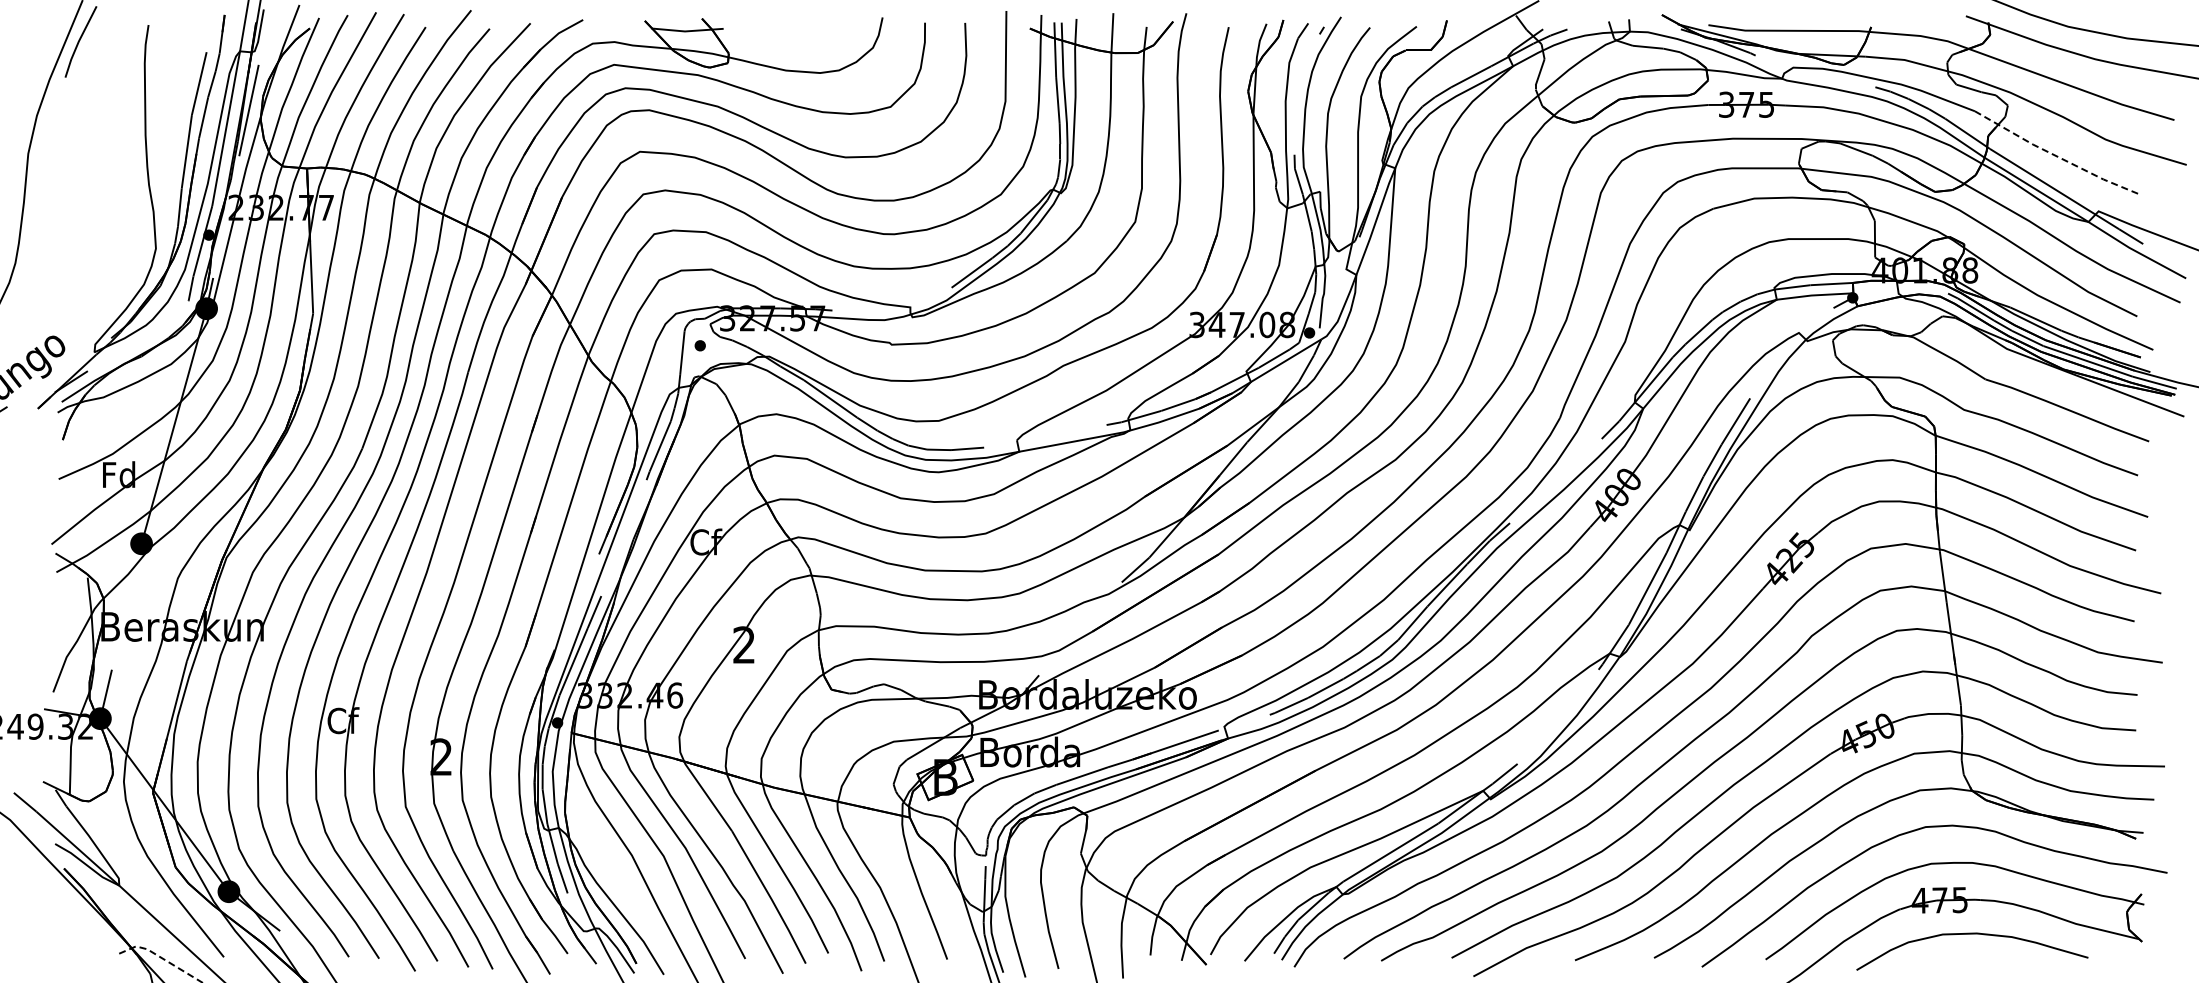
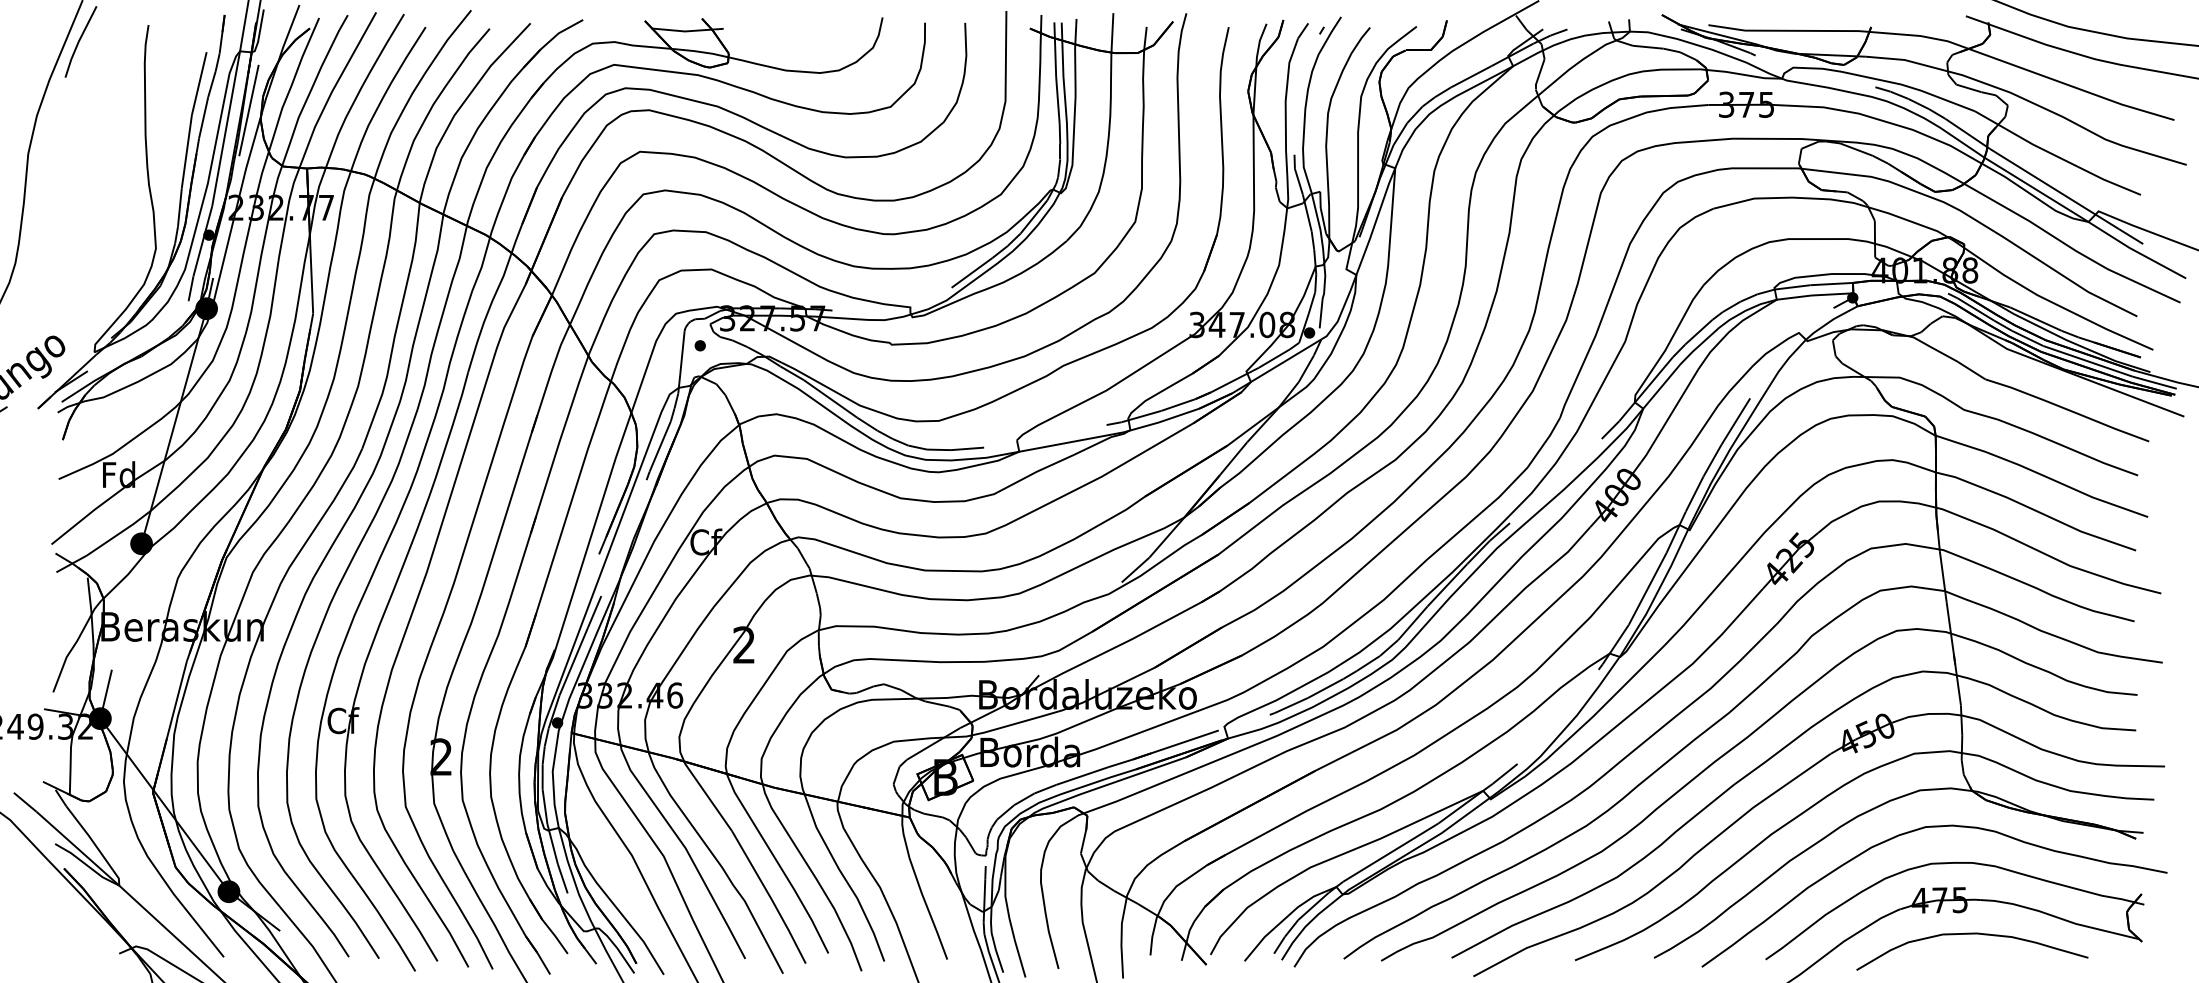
line: dashed -> solid (2056, 156)
line: dashed -> solid (160, 957)
